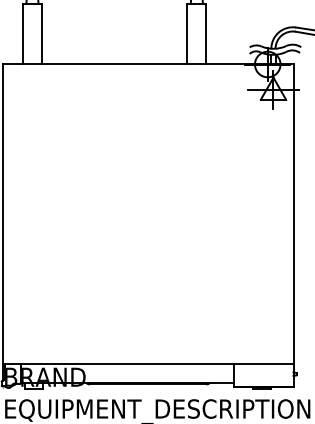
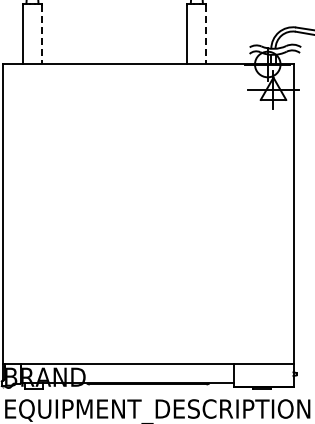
line: solid -> dashed (42, 34)
line: solid -> dashed (206, 34)
